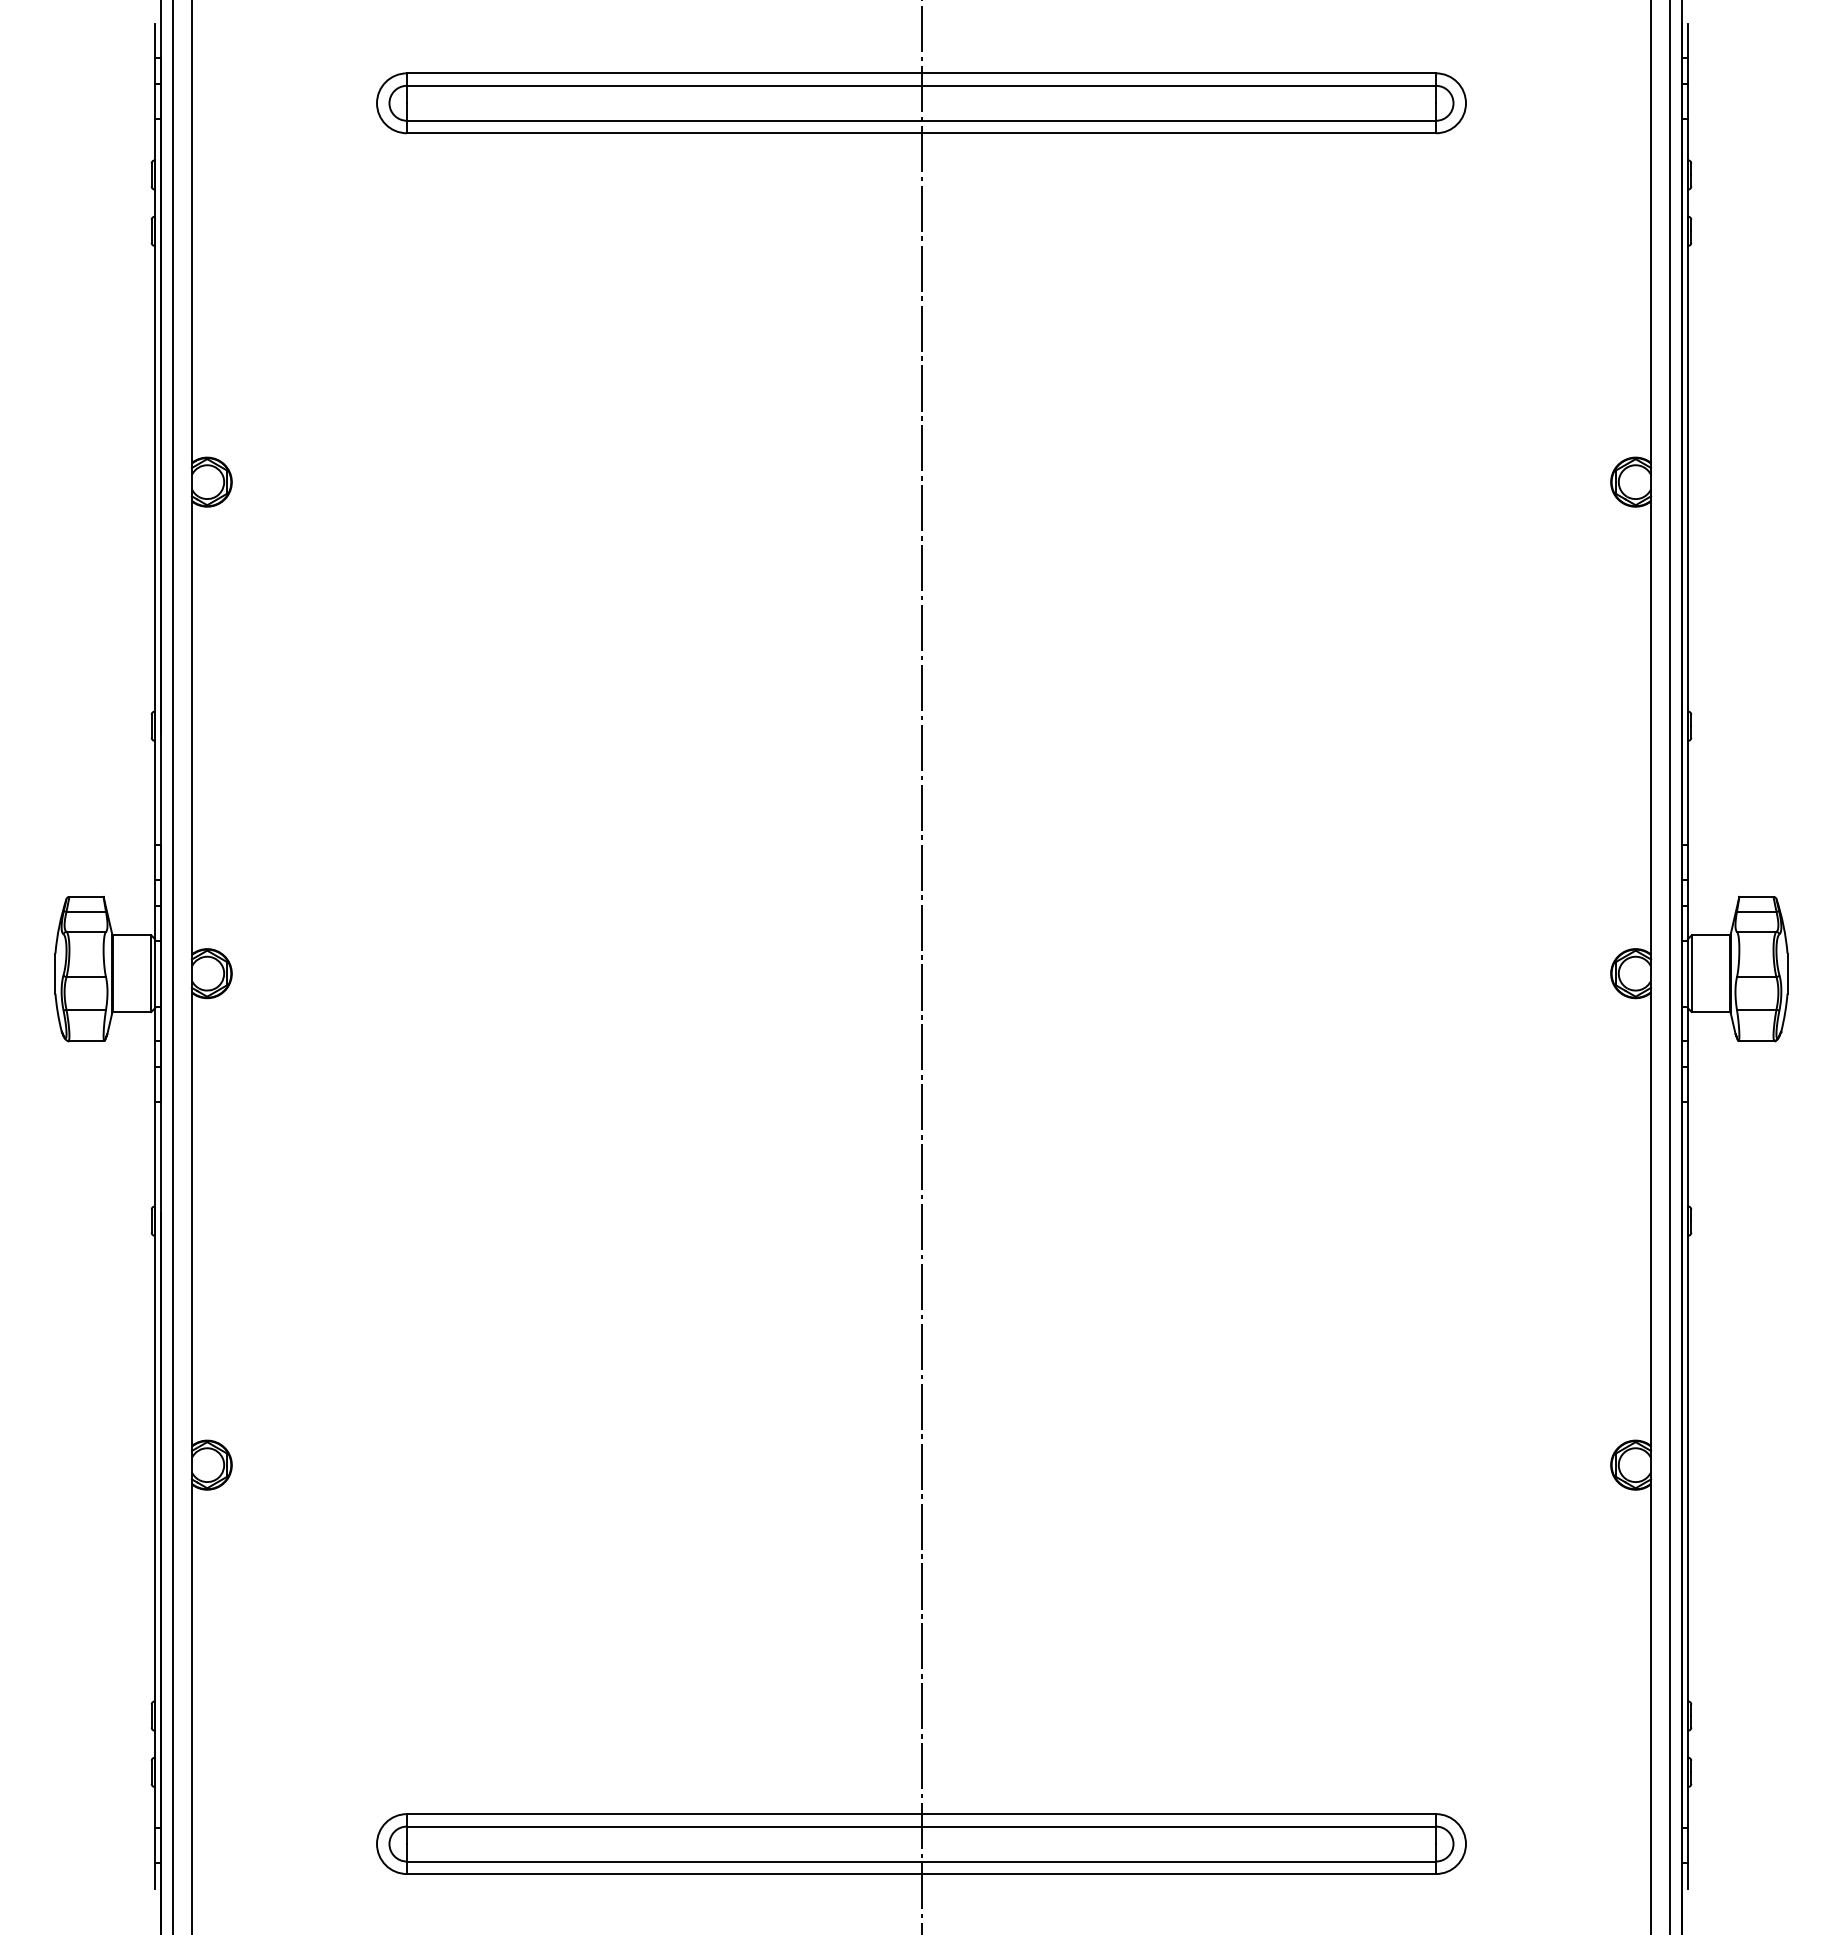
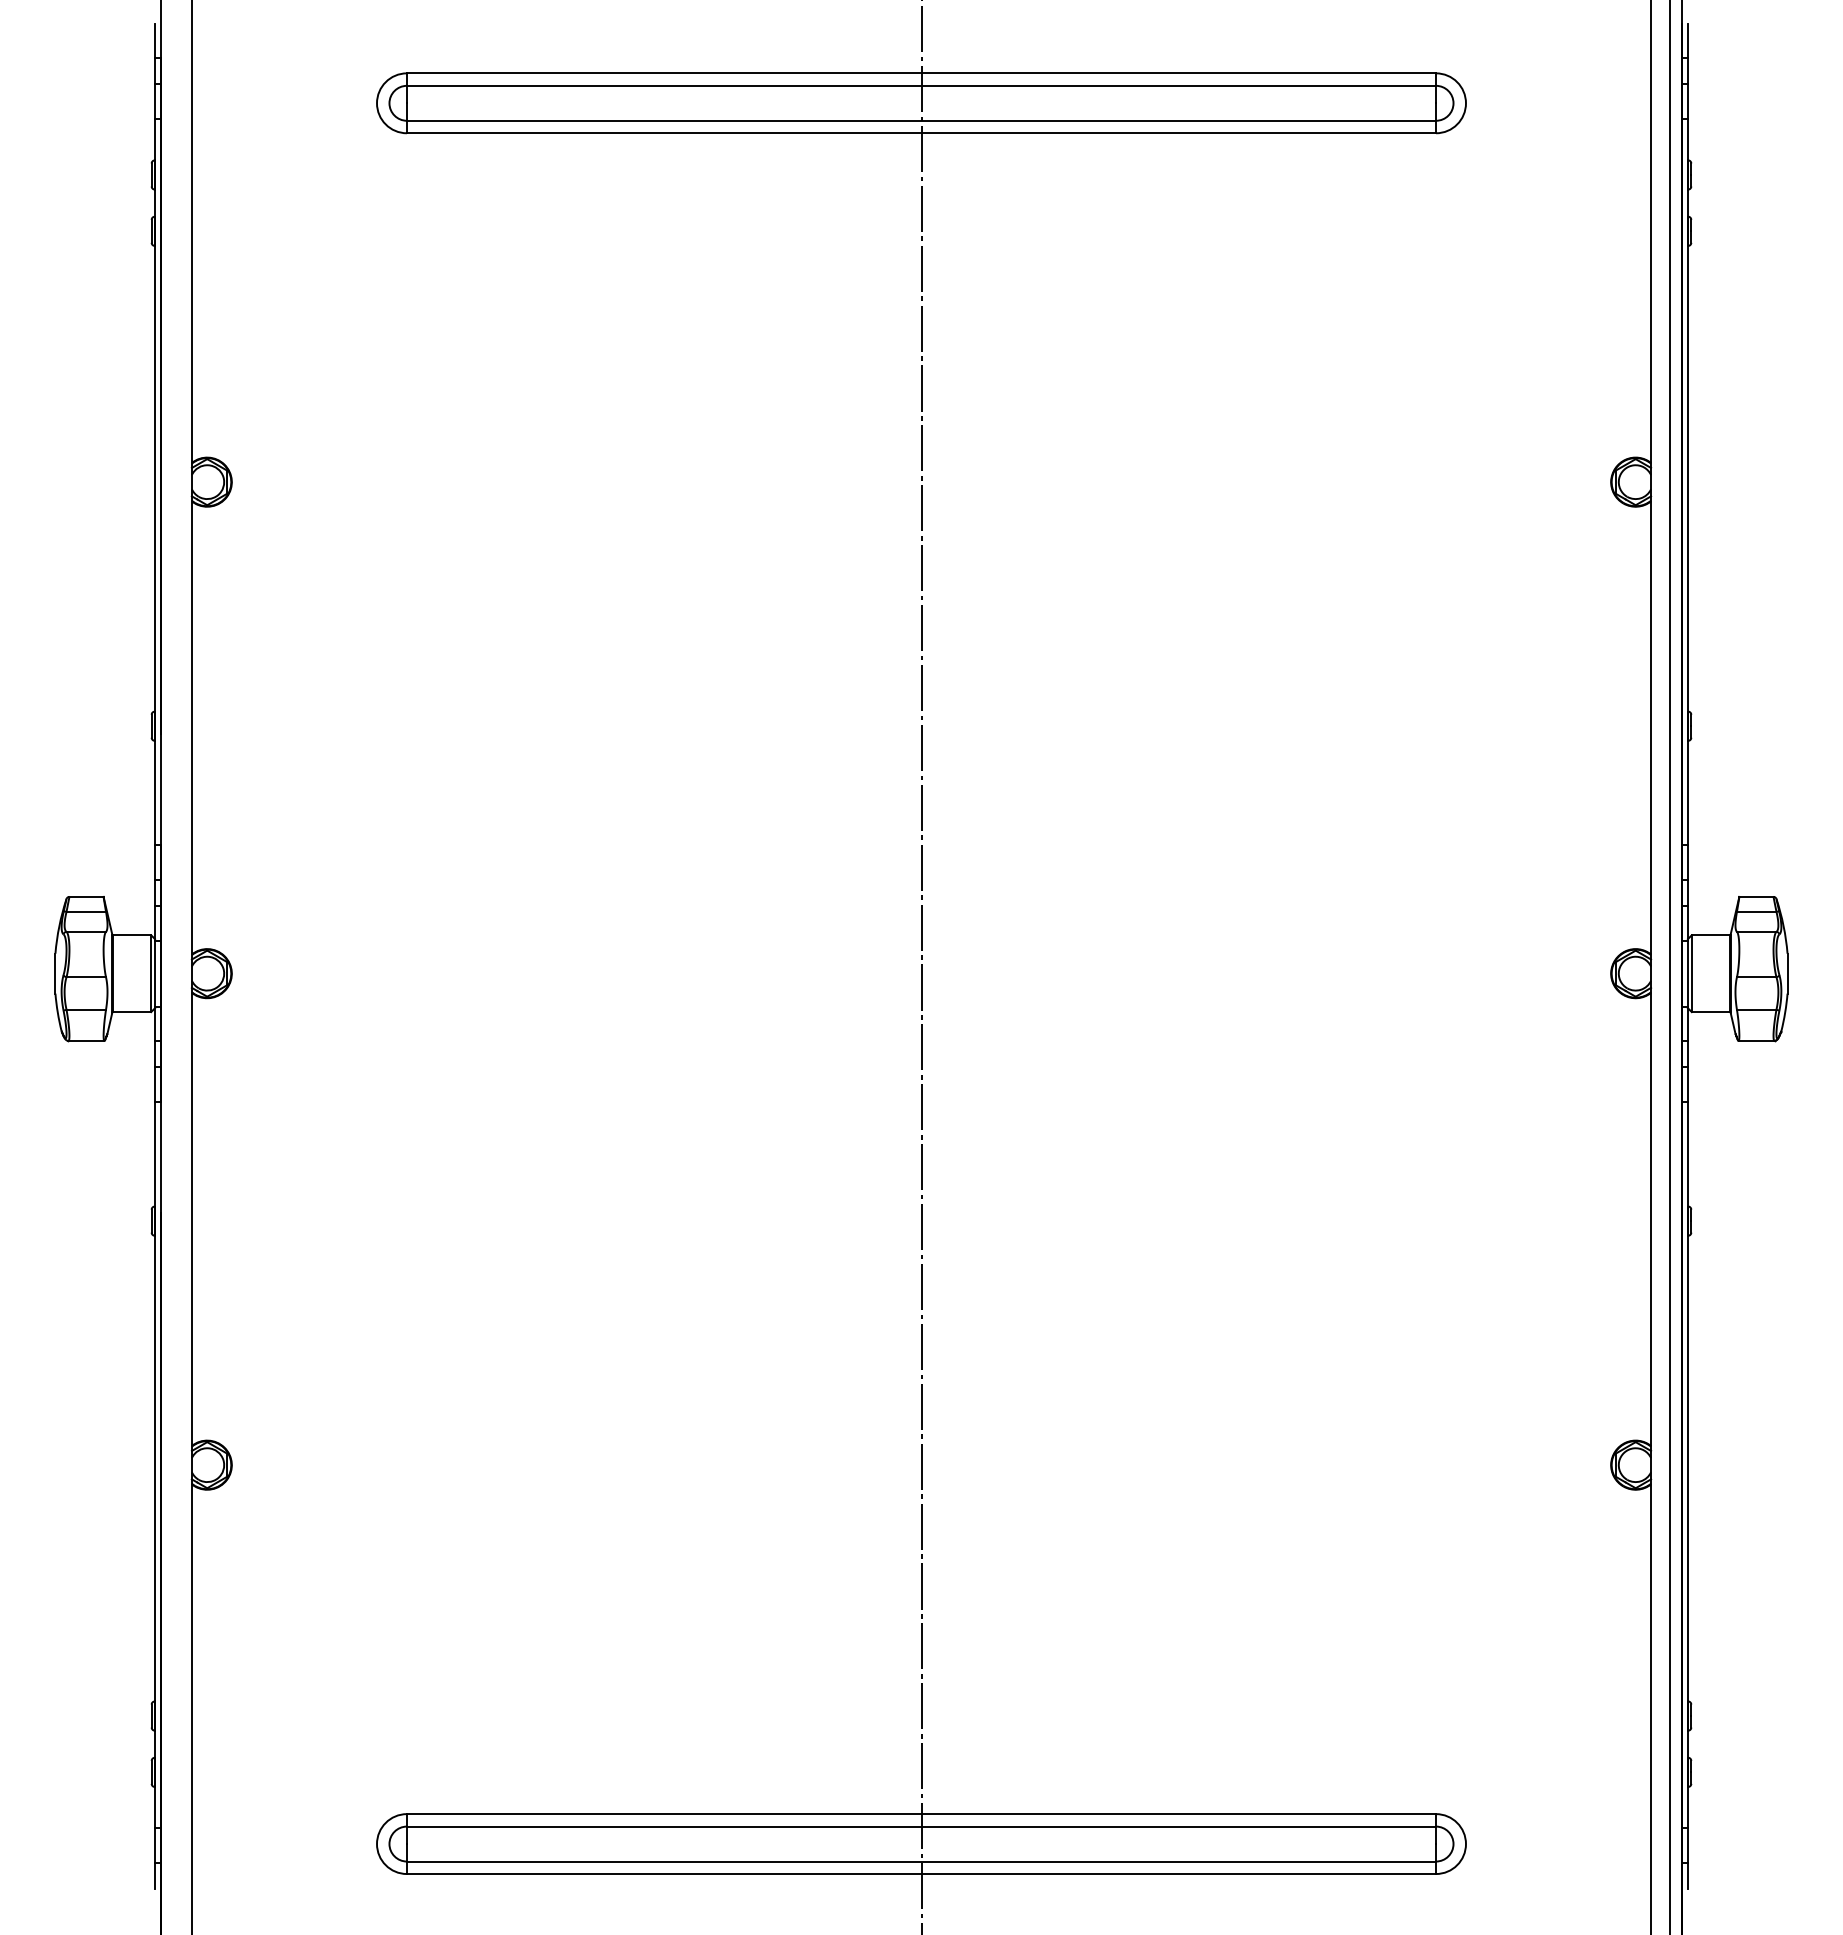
line: present -> none (173, 966)
